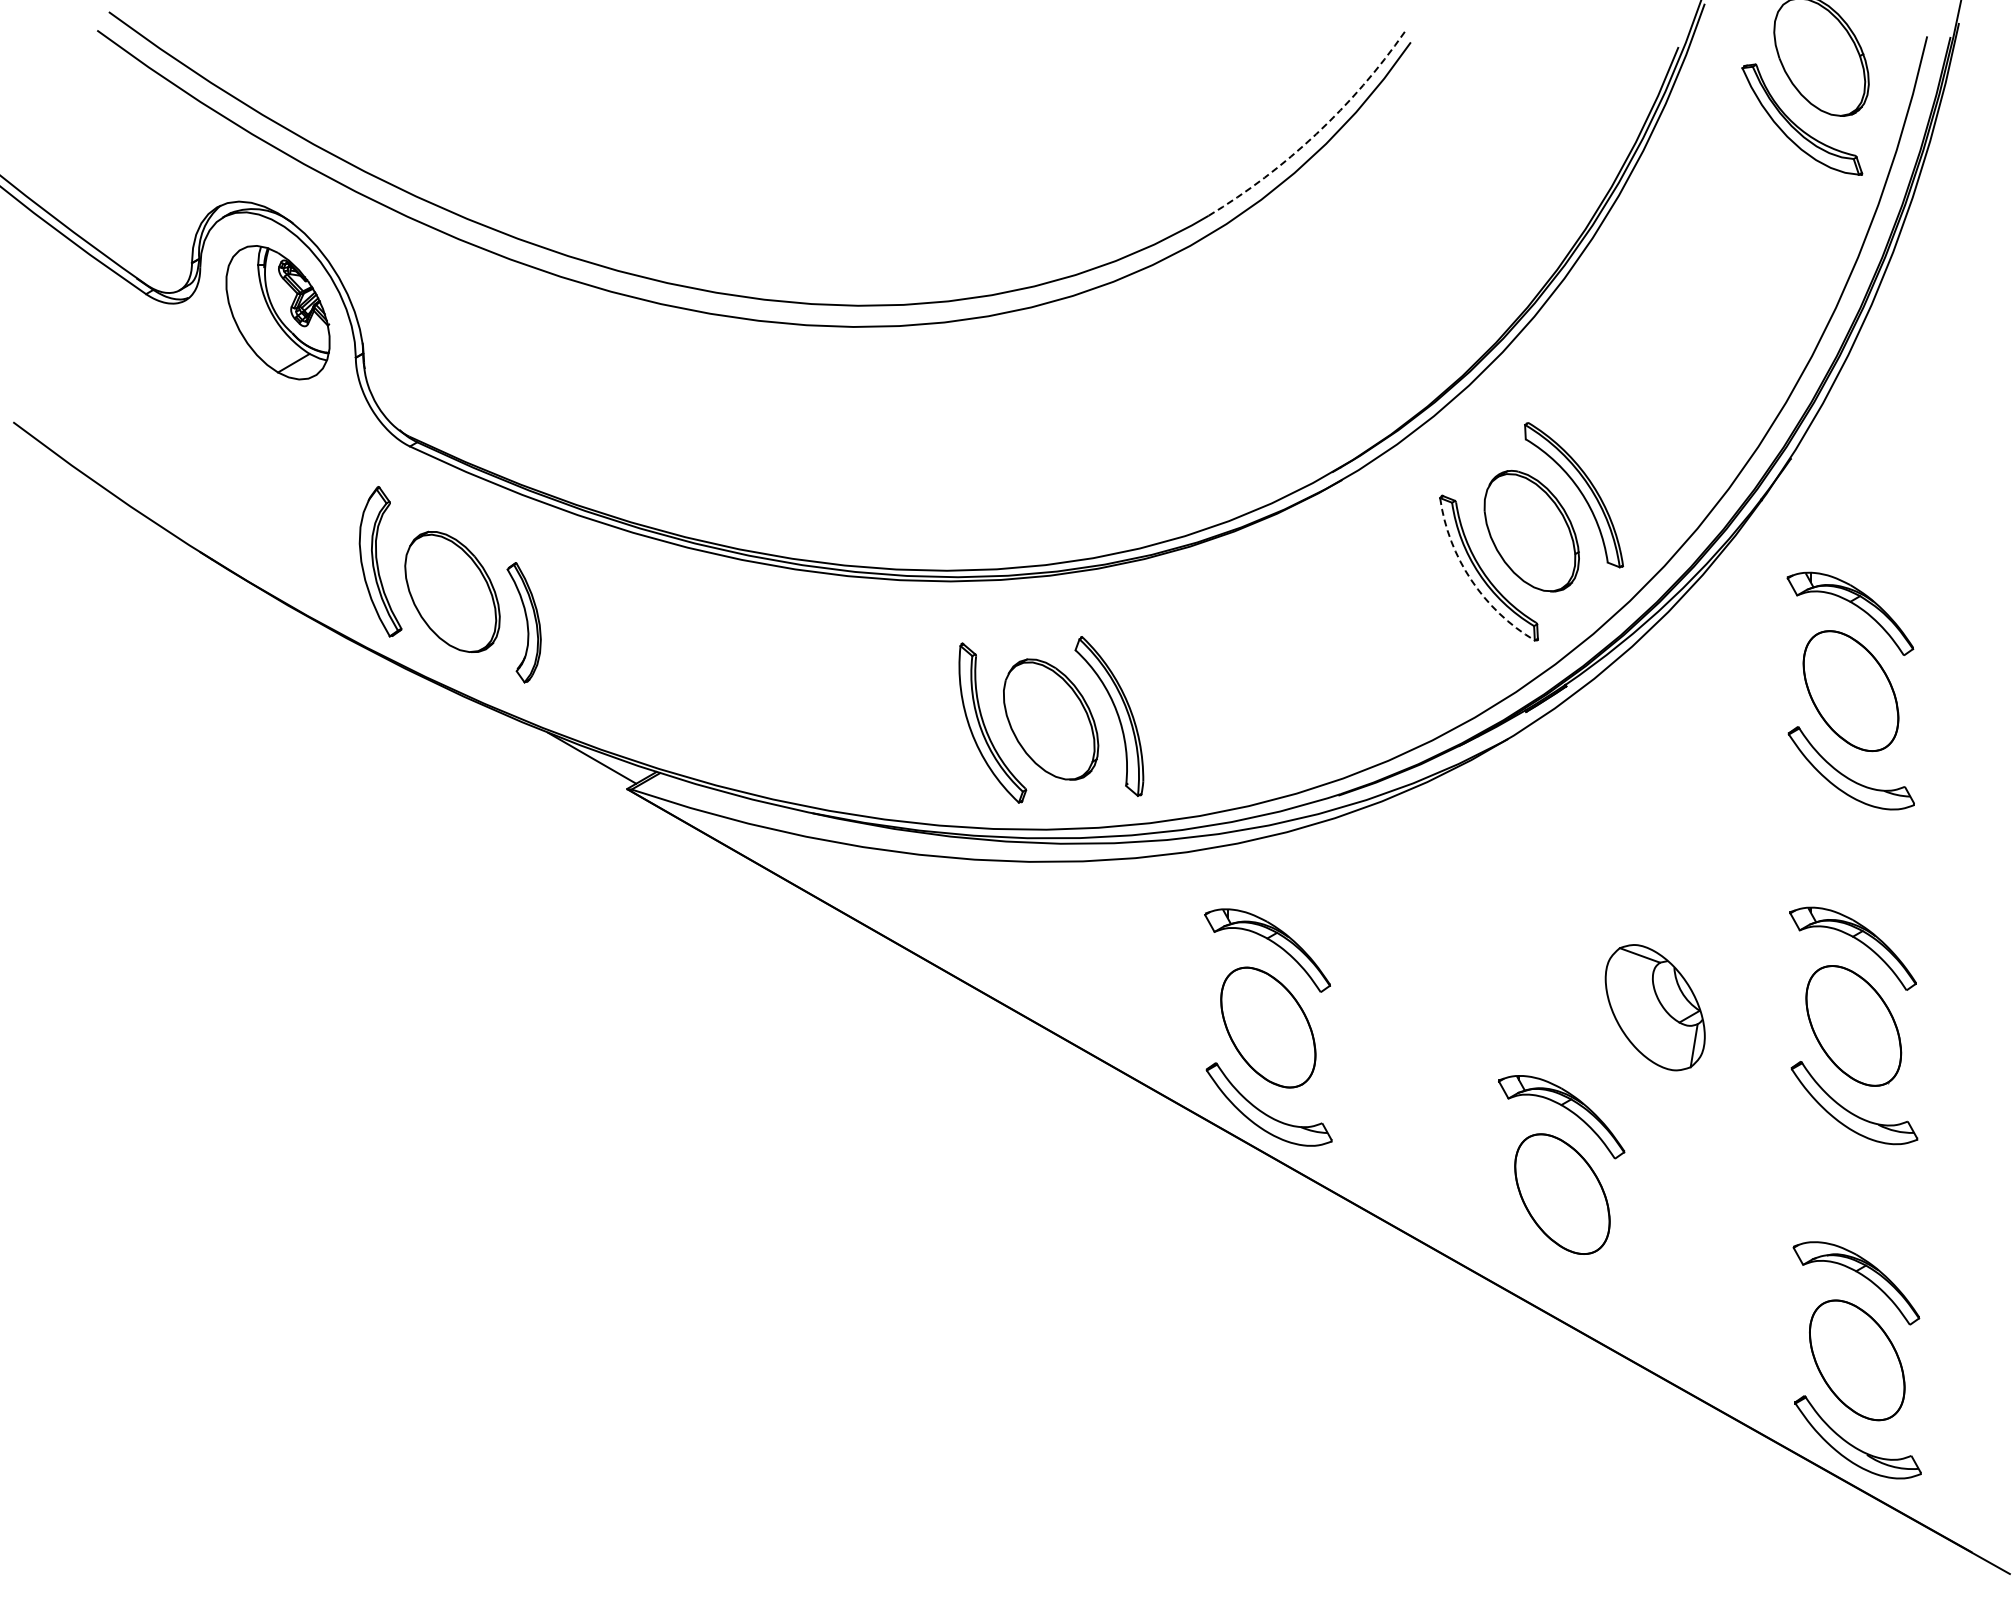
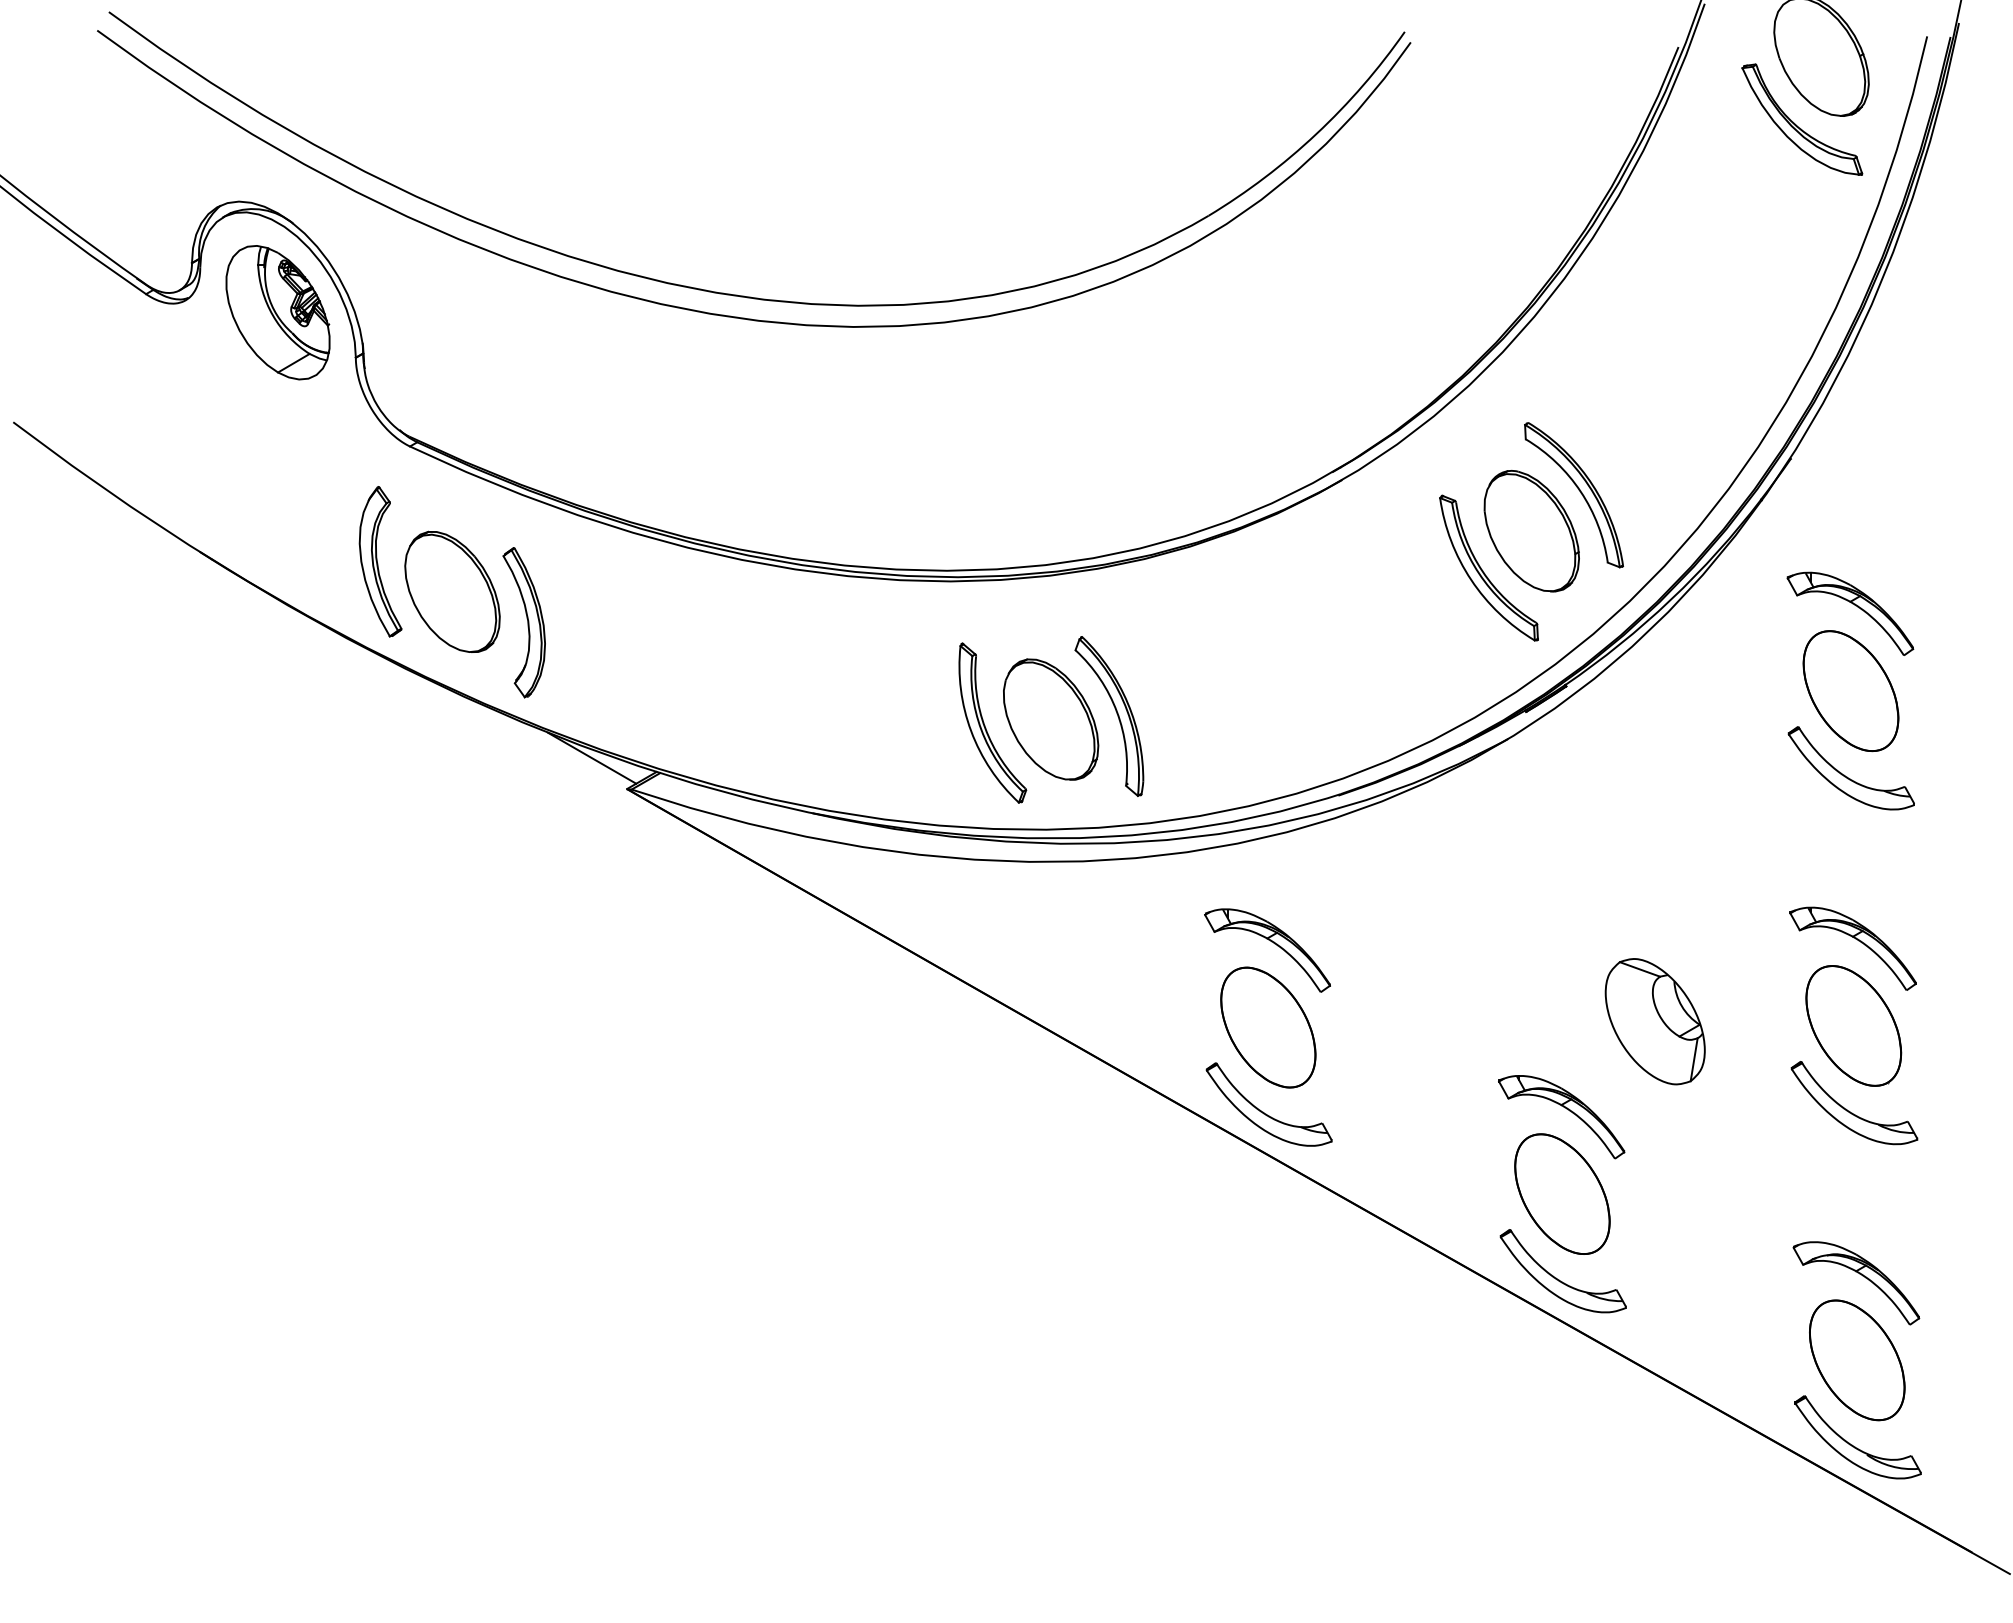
arc: dashed -> solid (1316, 134)
arc: dashed -> solid (1471, 580)
part size: 36x122 px -> 44x152 px (523, 622)
part position: (1654, 1007) -> (1654, 1021) (1654, 1021)
part: none -> present (1556, 1277)
